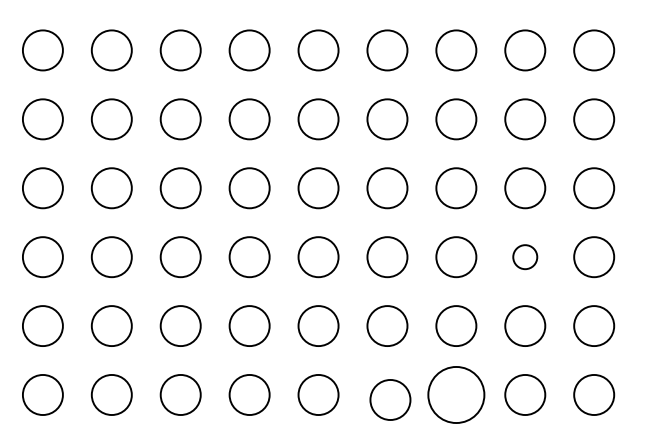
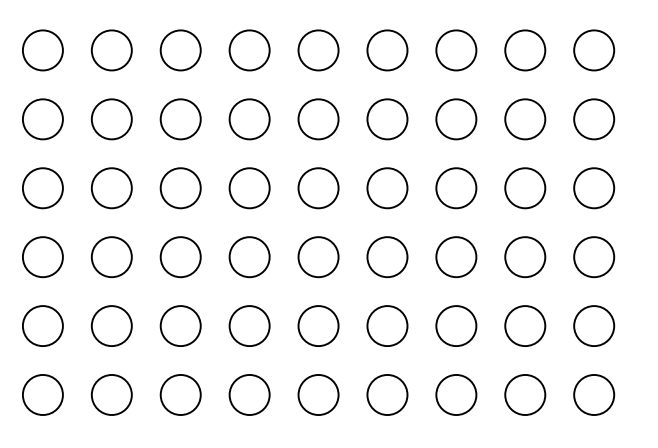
circle diameter: 24 px -> 40 px (525, 257)
circle diameter: 56 px -> 40 px (456, 394)
circle position: (390, 399) -> (387, 394) (387, 394)
